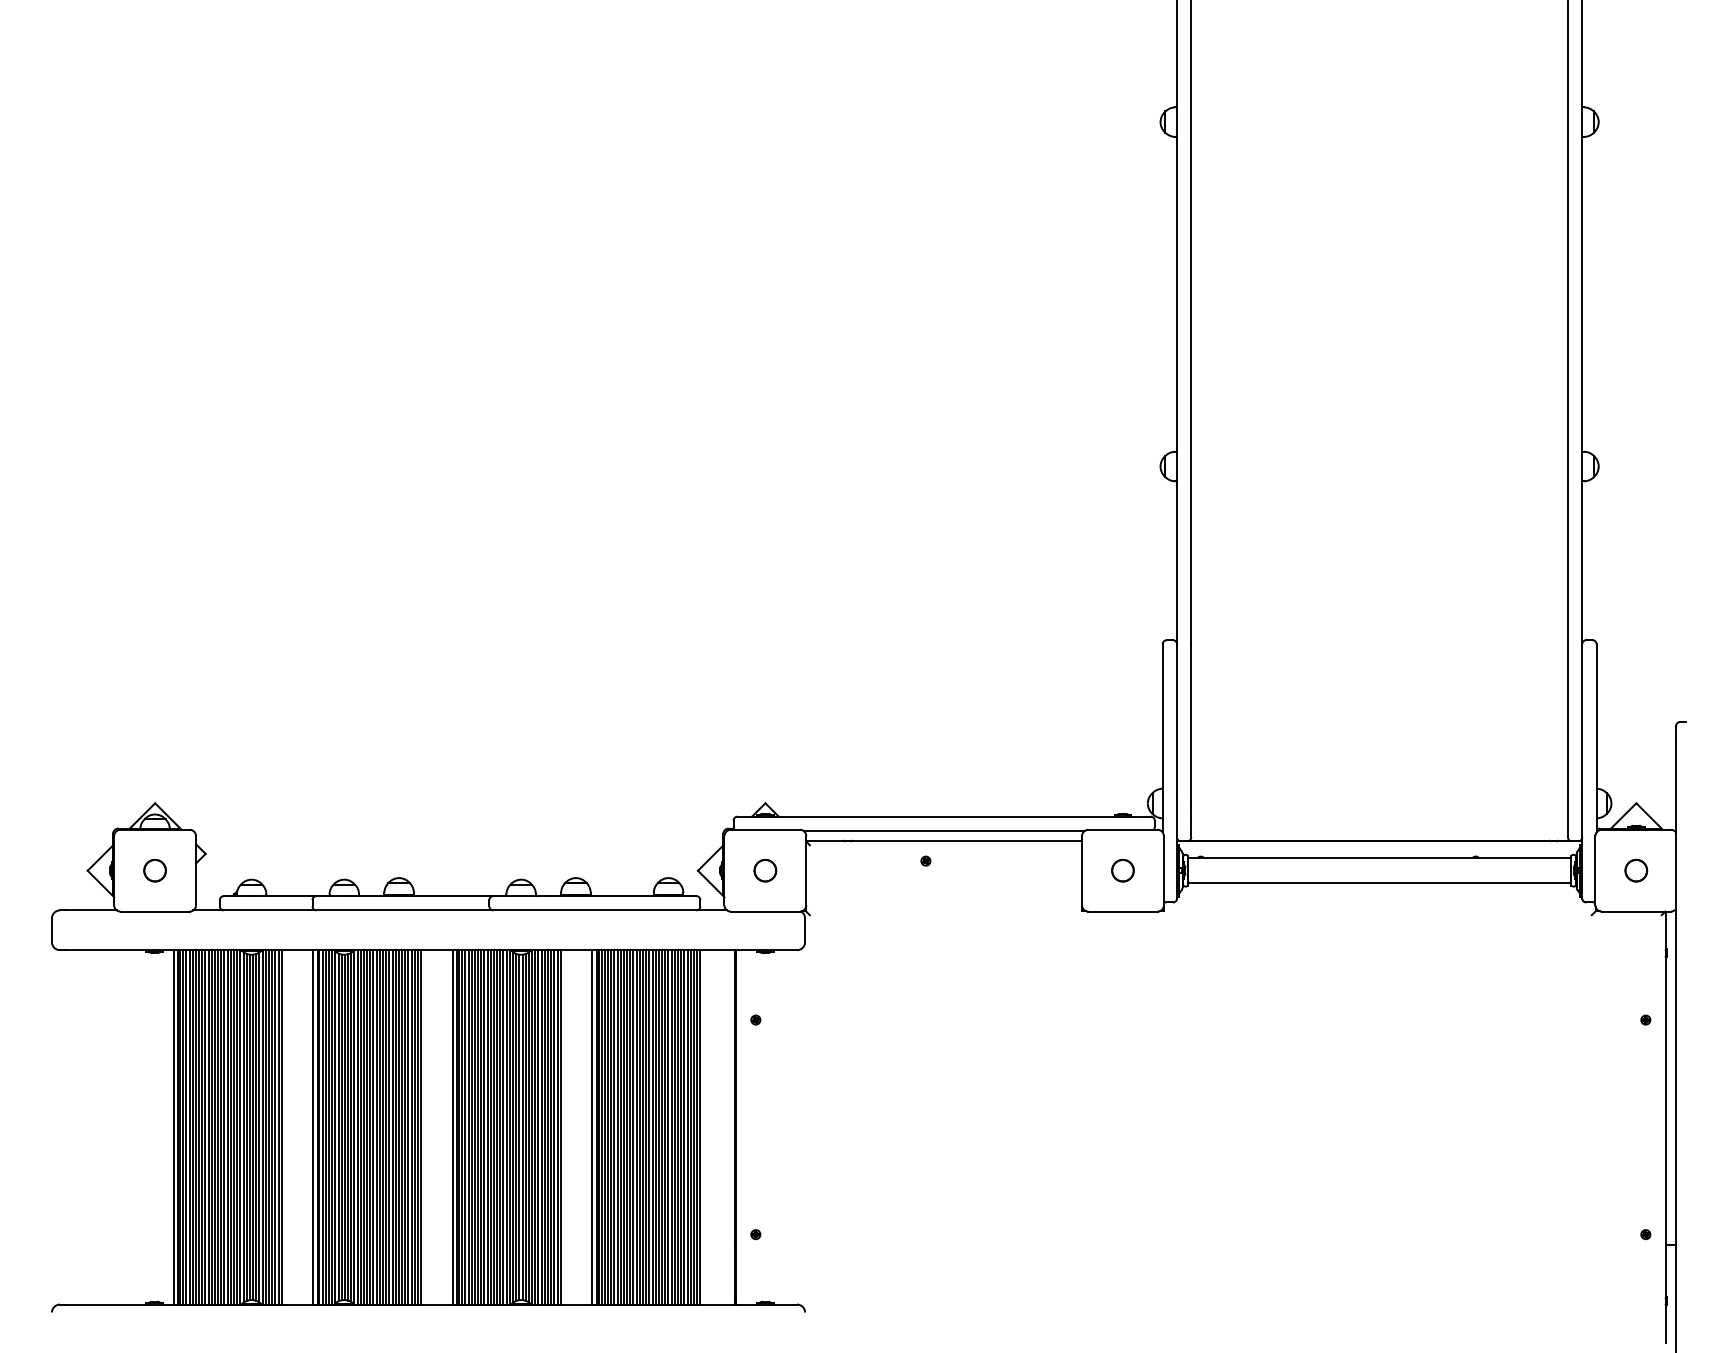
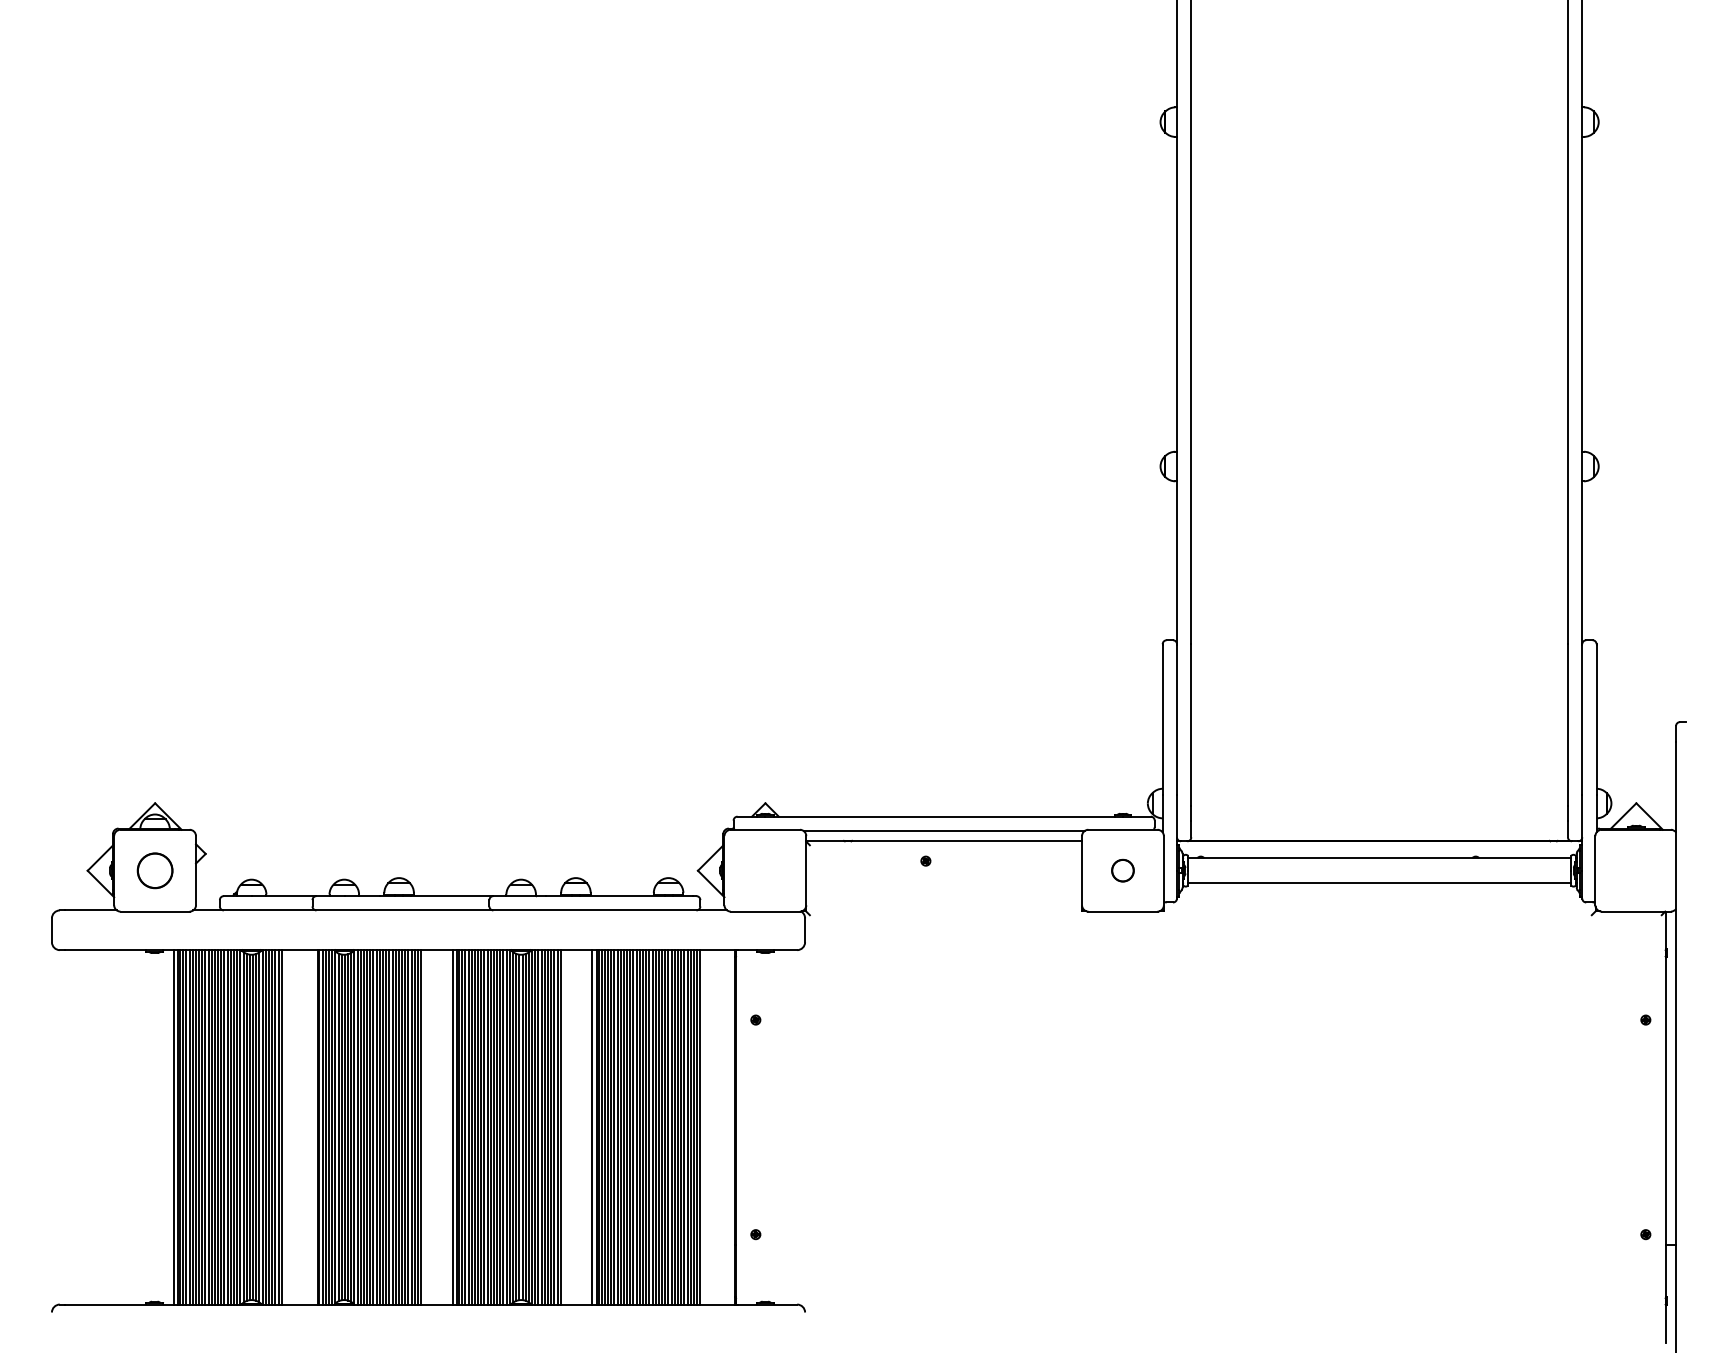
part size: 24x25 px -> 38x38 px (154, 870)
part: present -> none (765, 870)
part: present -> none (1636, 870)
line: present -> none (313, 1127)
